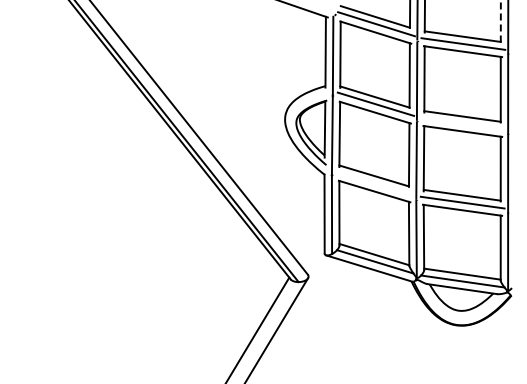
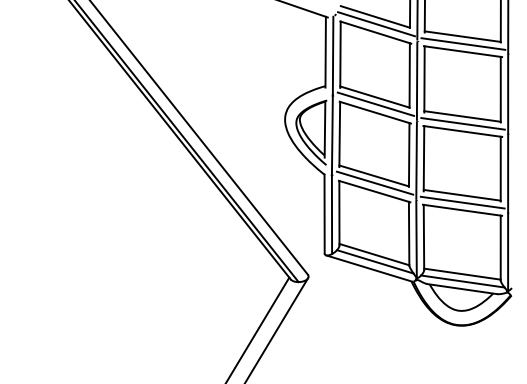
line: dashed -> solid (500, 21)
line: none -> present (462, 123)
line: none -> present (374, 182)
